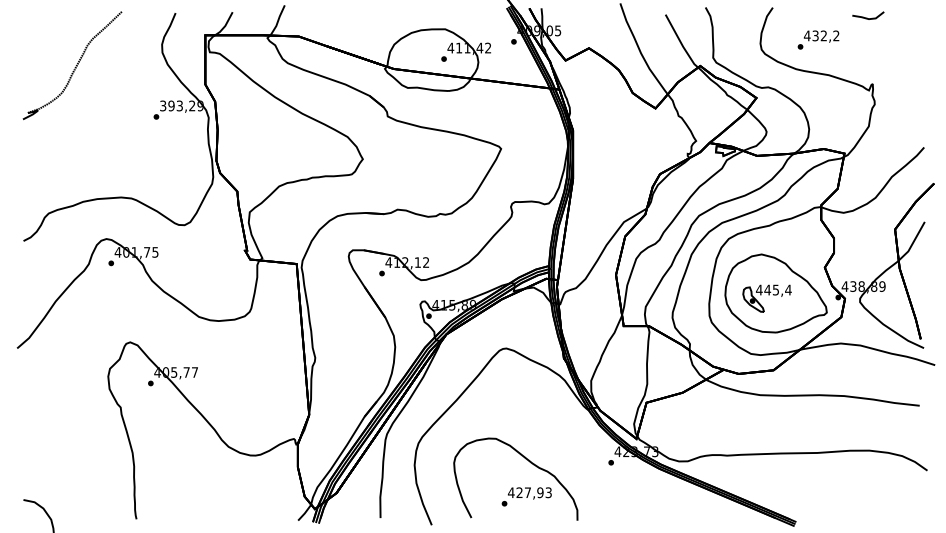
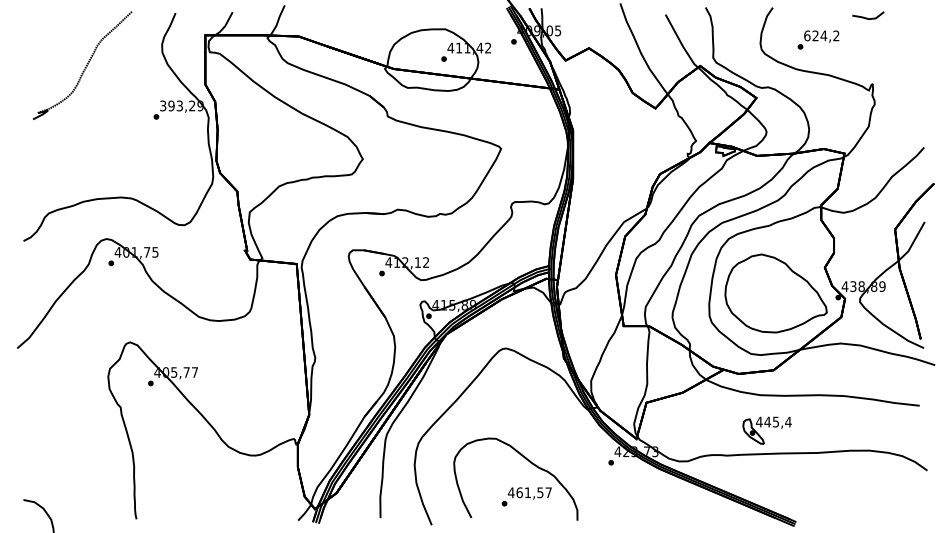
text: 432,2 -> 624,2 (815, 35)
part position: (72, 65) -> (82, 65) (82, 65)
part position: (766, 298) -> (766, 430) (766, 430)
text: 427,93 -> 461,57 (533, 492)
